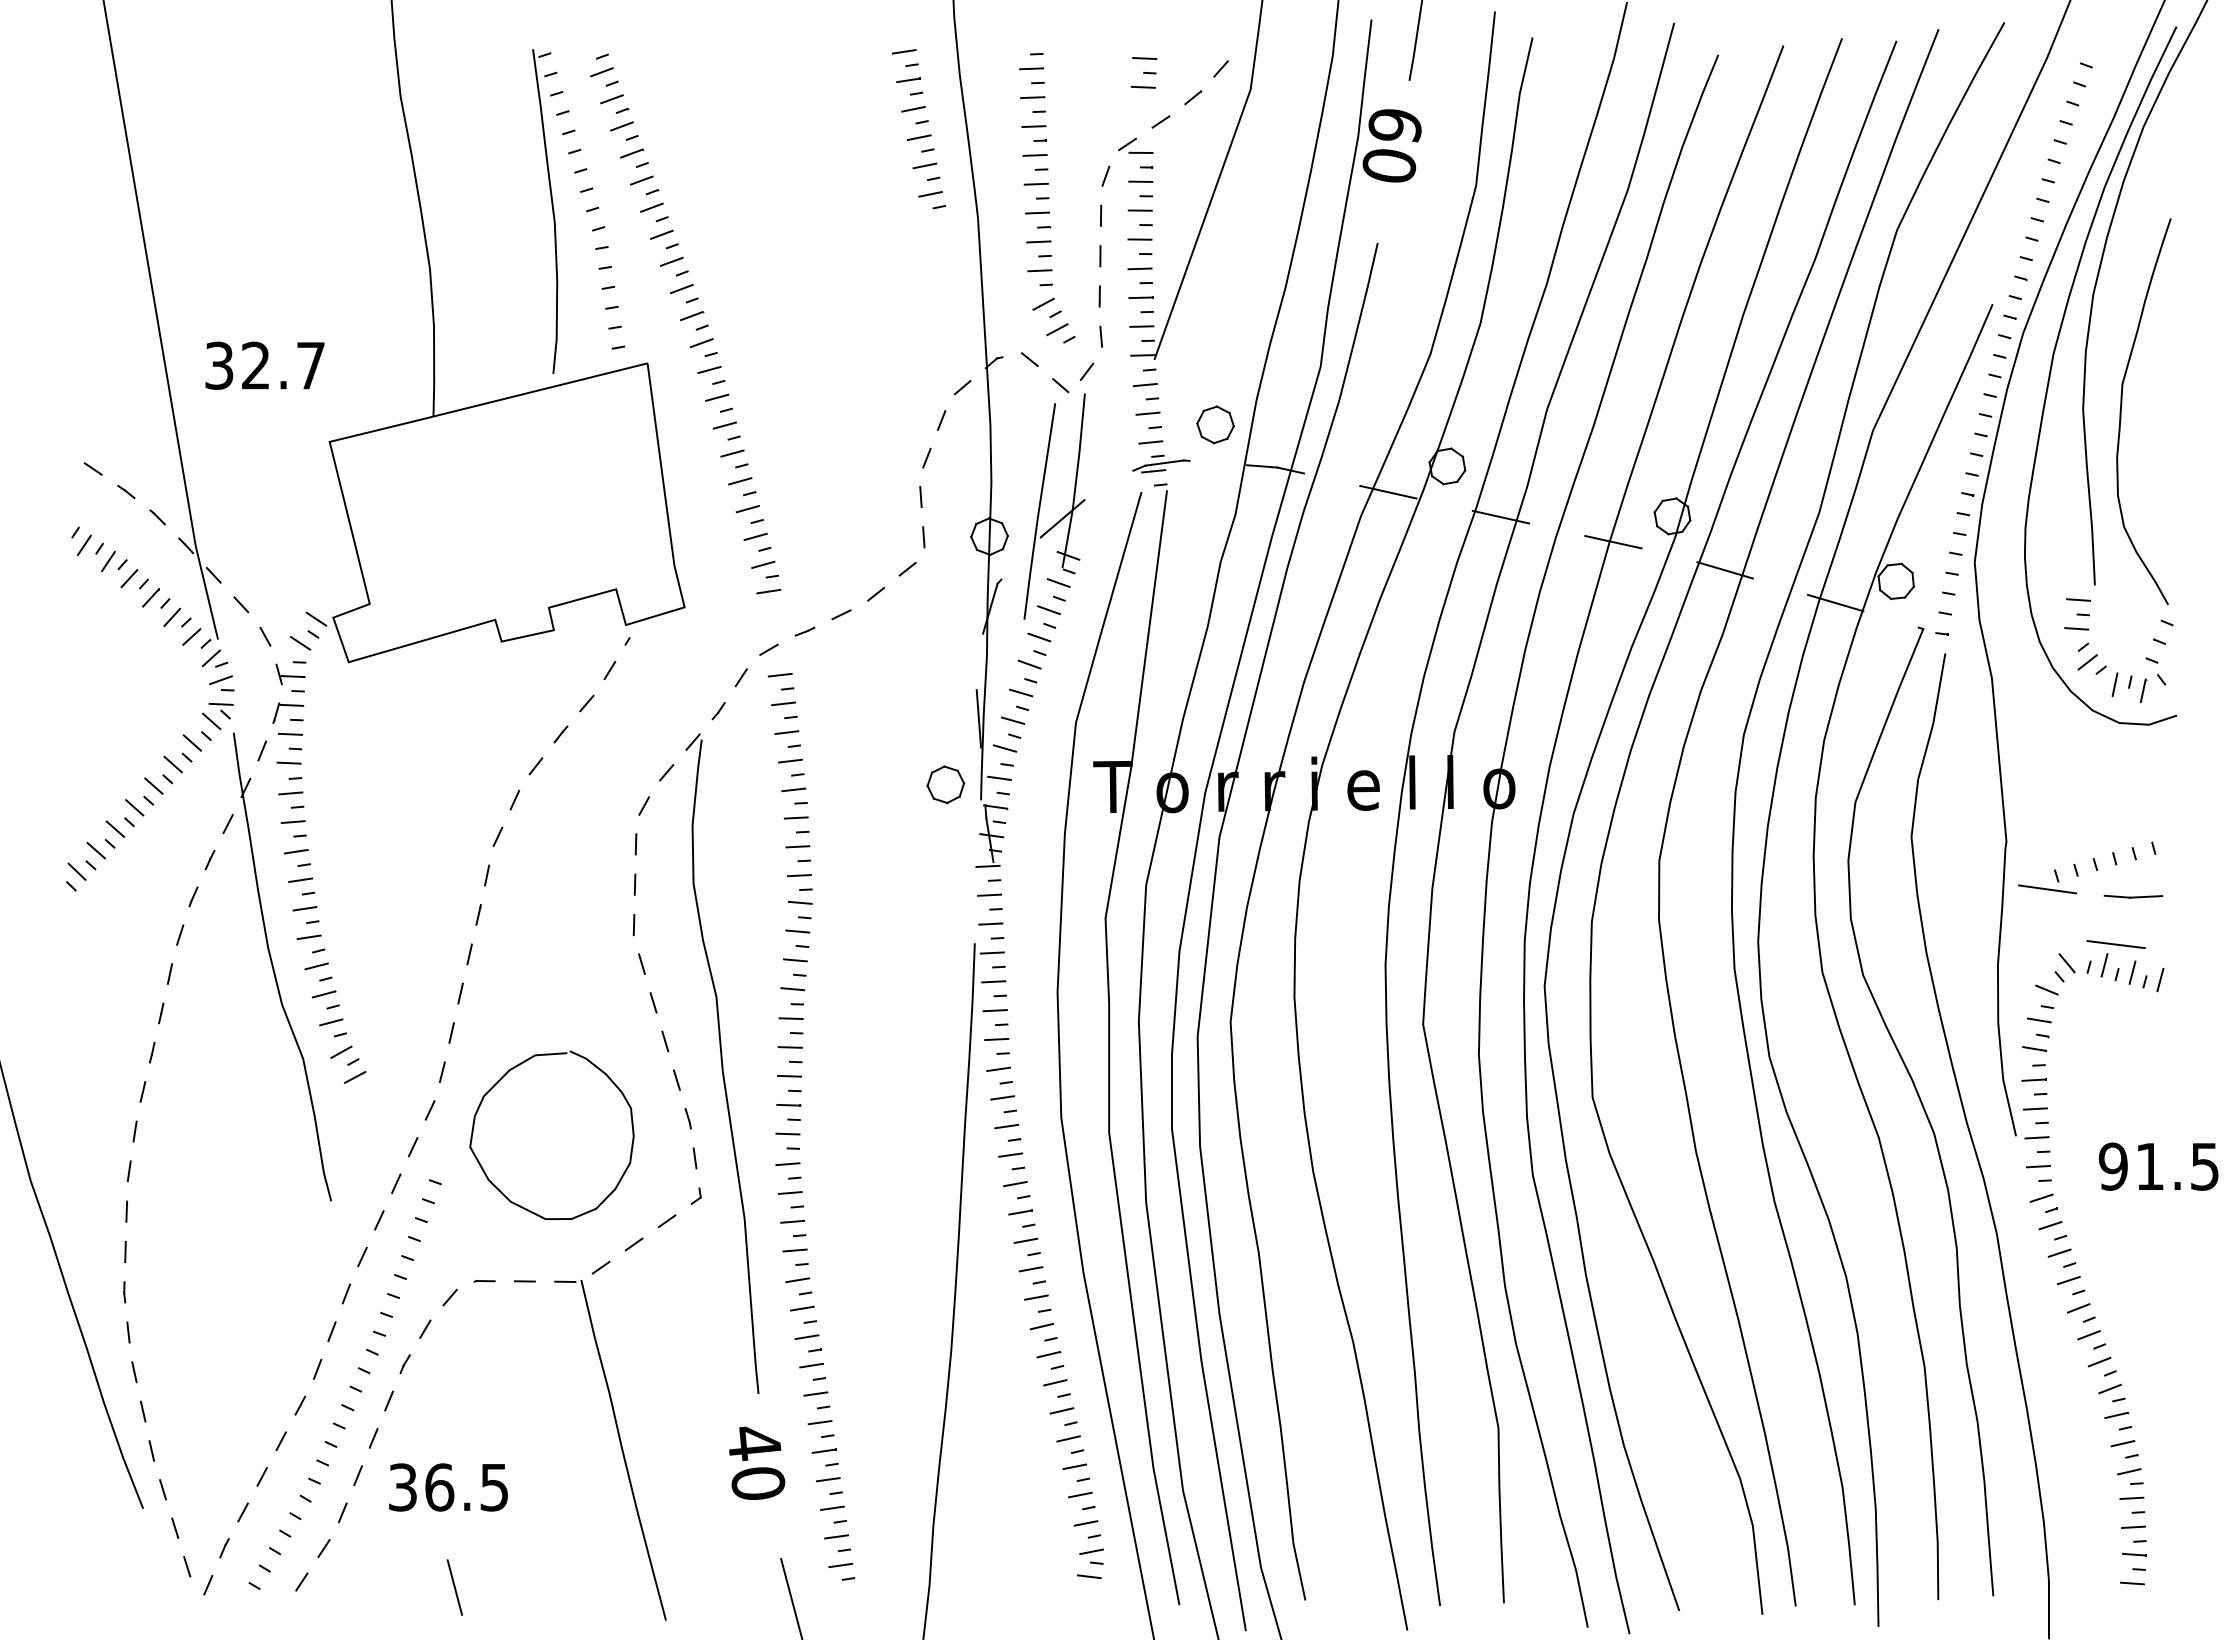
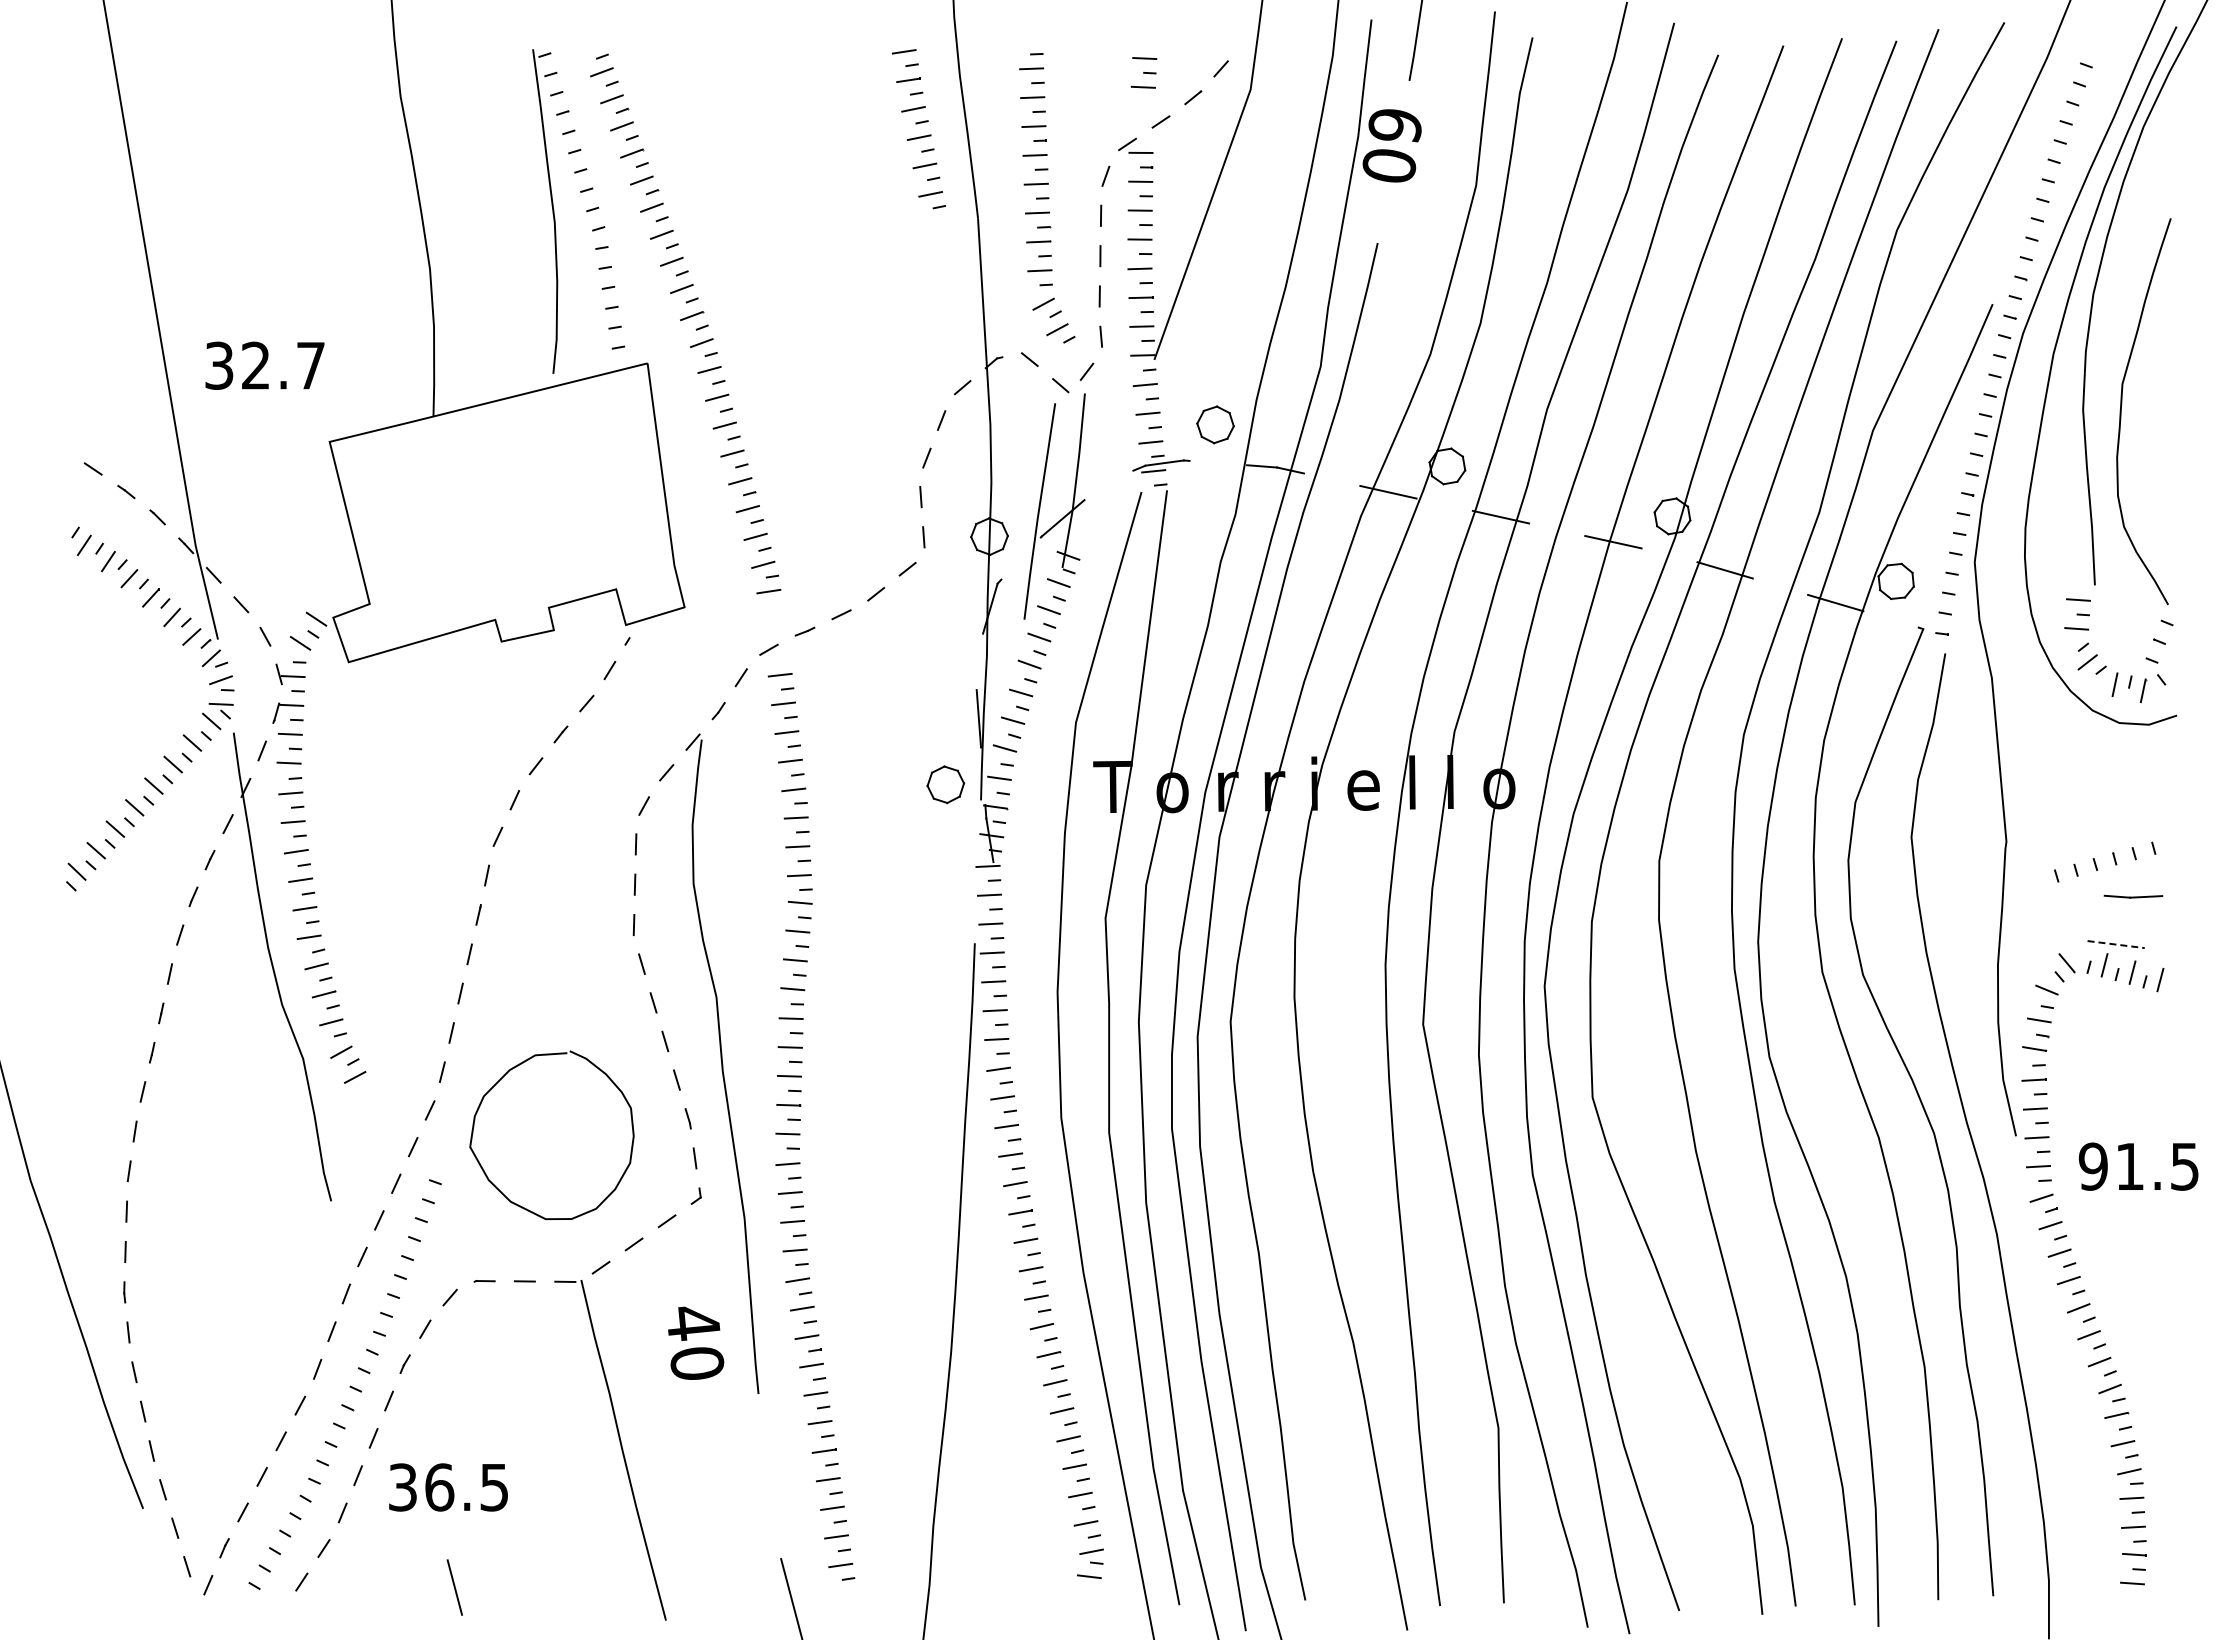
line: present -> none (2047, 889)
line: solid -> dashed (2116, 944)
text position: (2158, 1166) -> (2138, 1166) (2138, 1166)
text position: (757, 1462) -> (696, 1342) (696, 1342)
